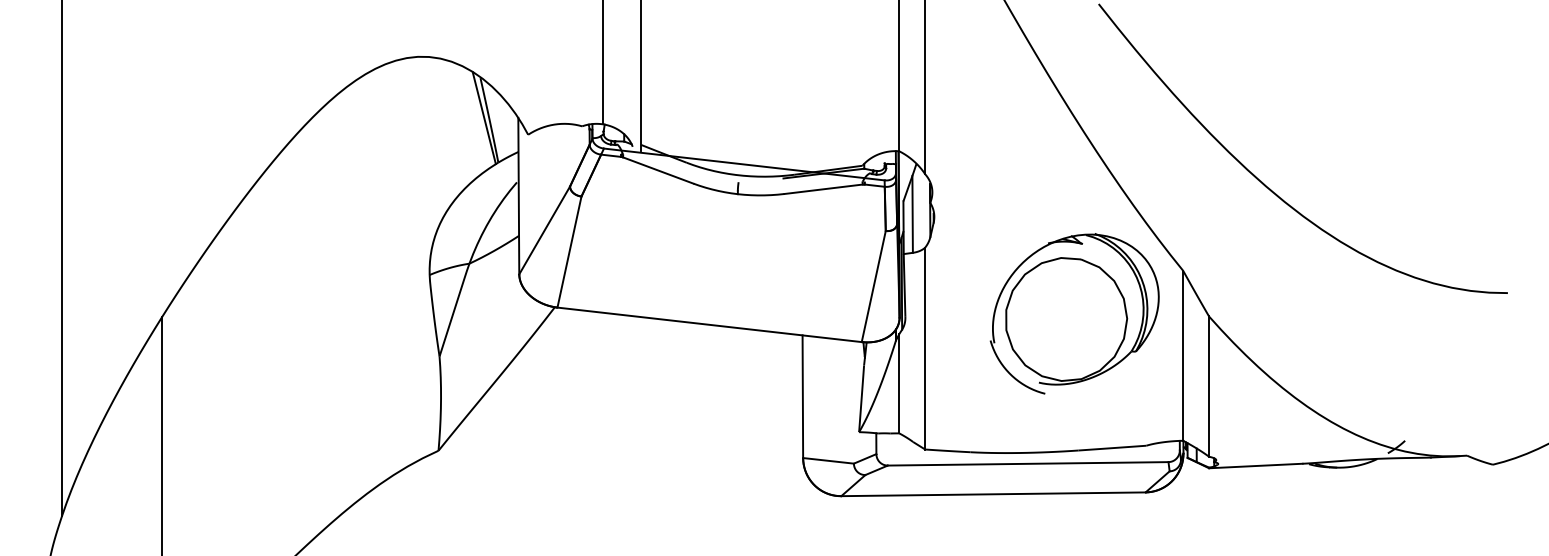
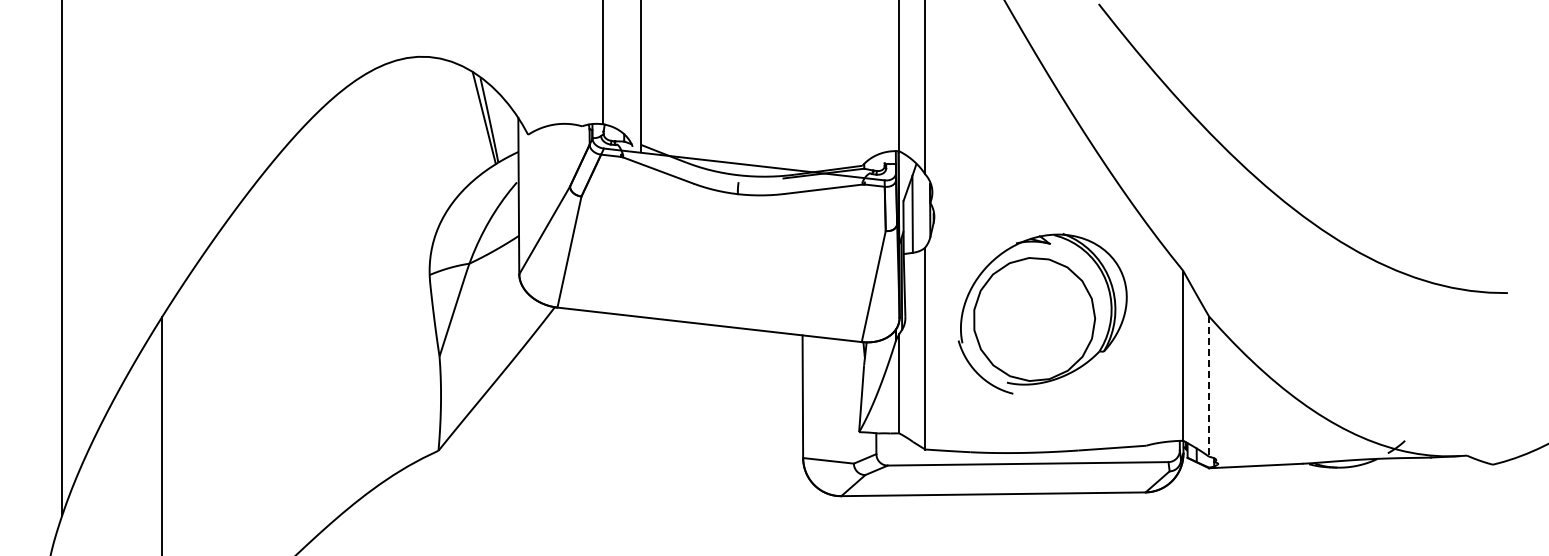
part position: (1074, 313) -> (1042, 313) (1042, 313)
line: solid -> dashed (1209, 387)
